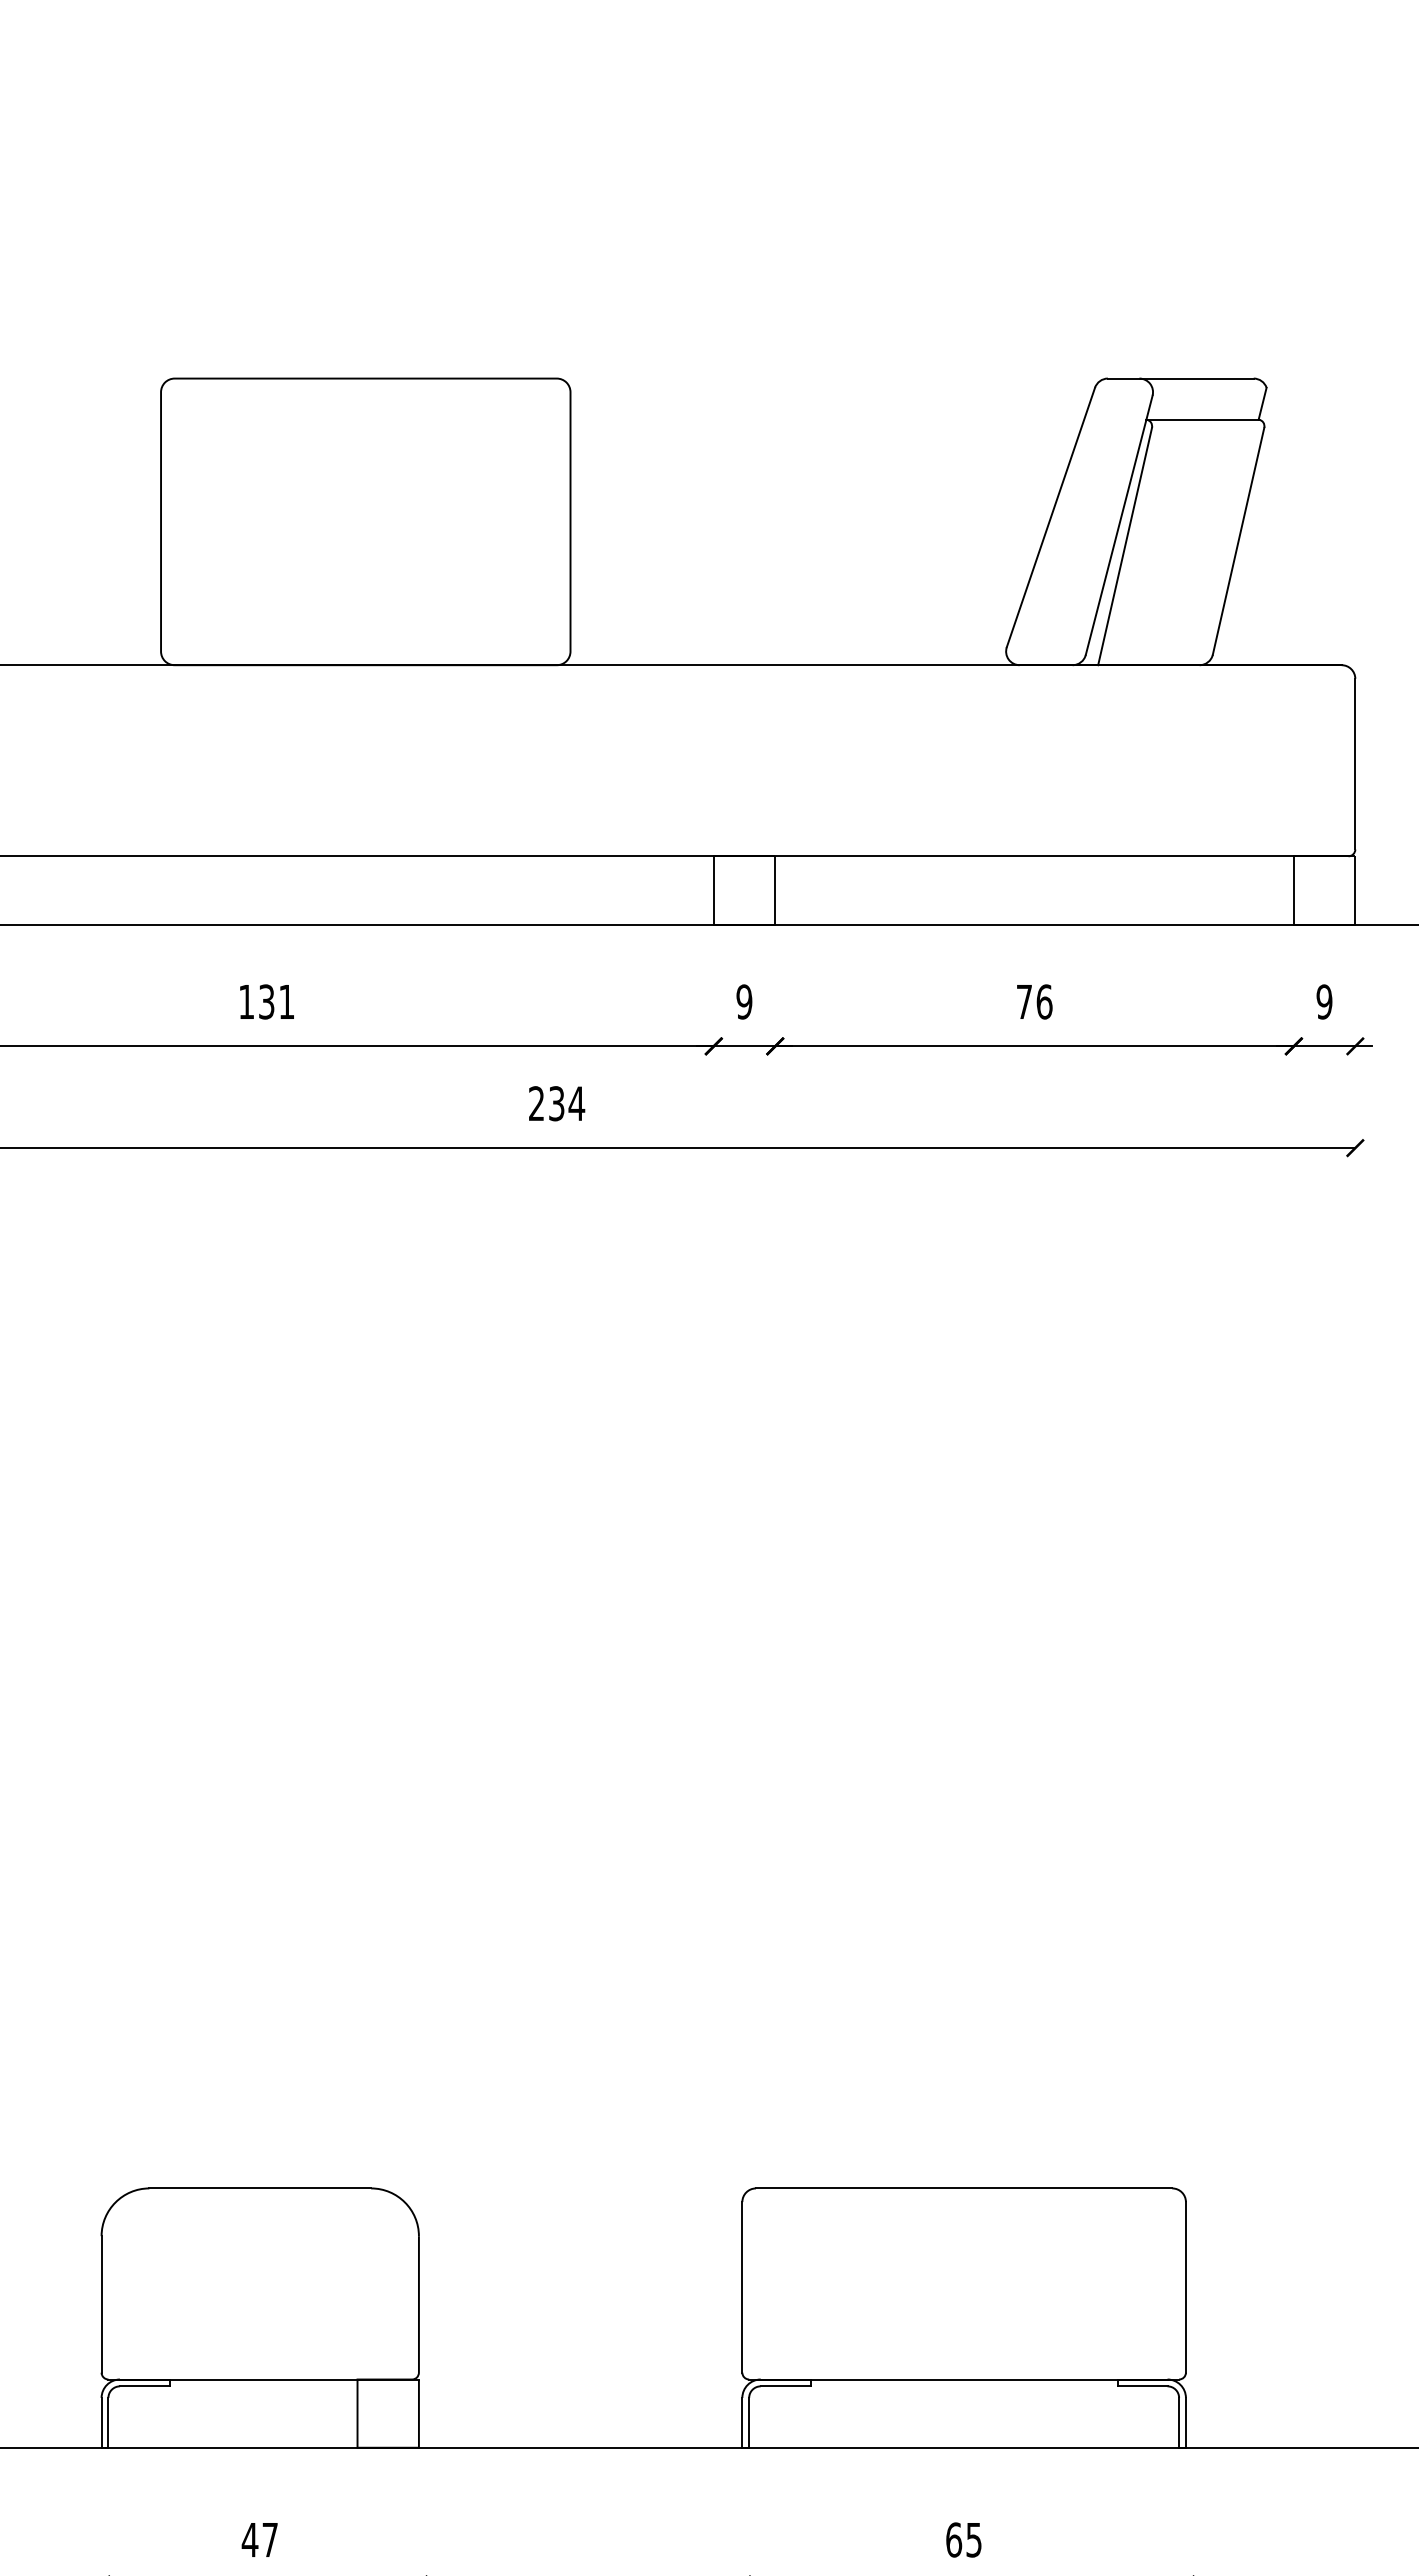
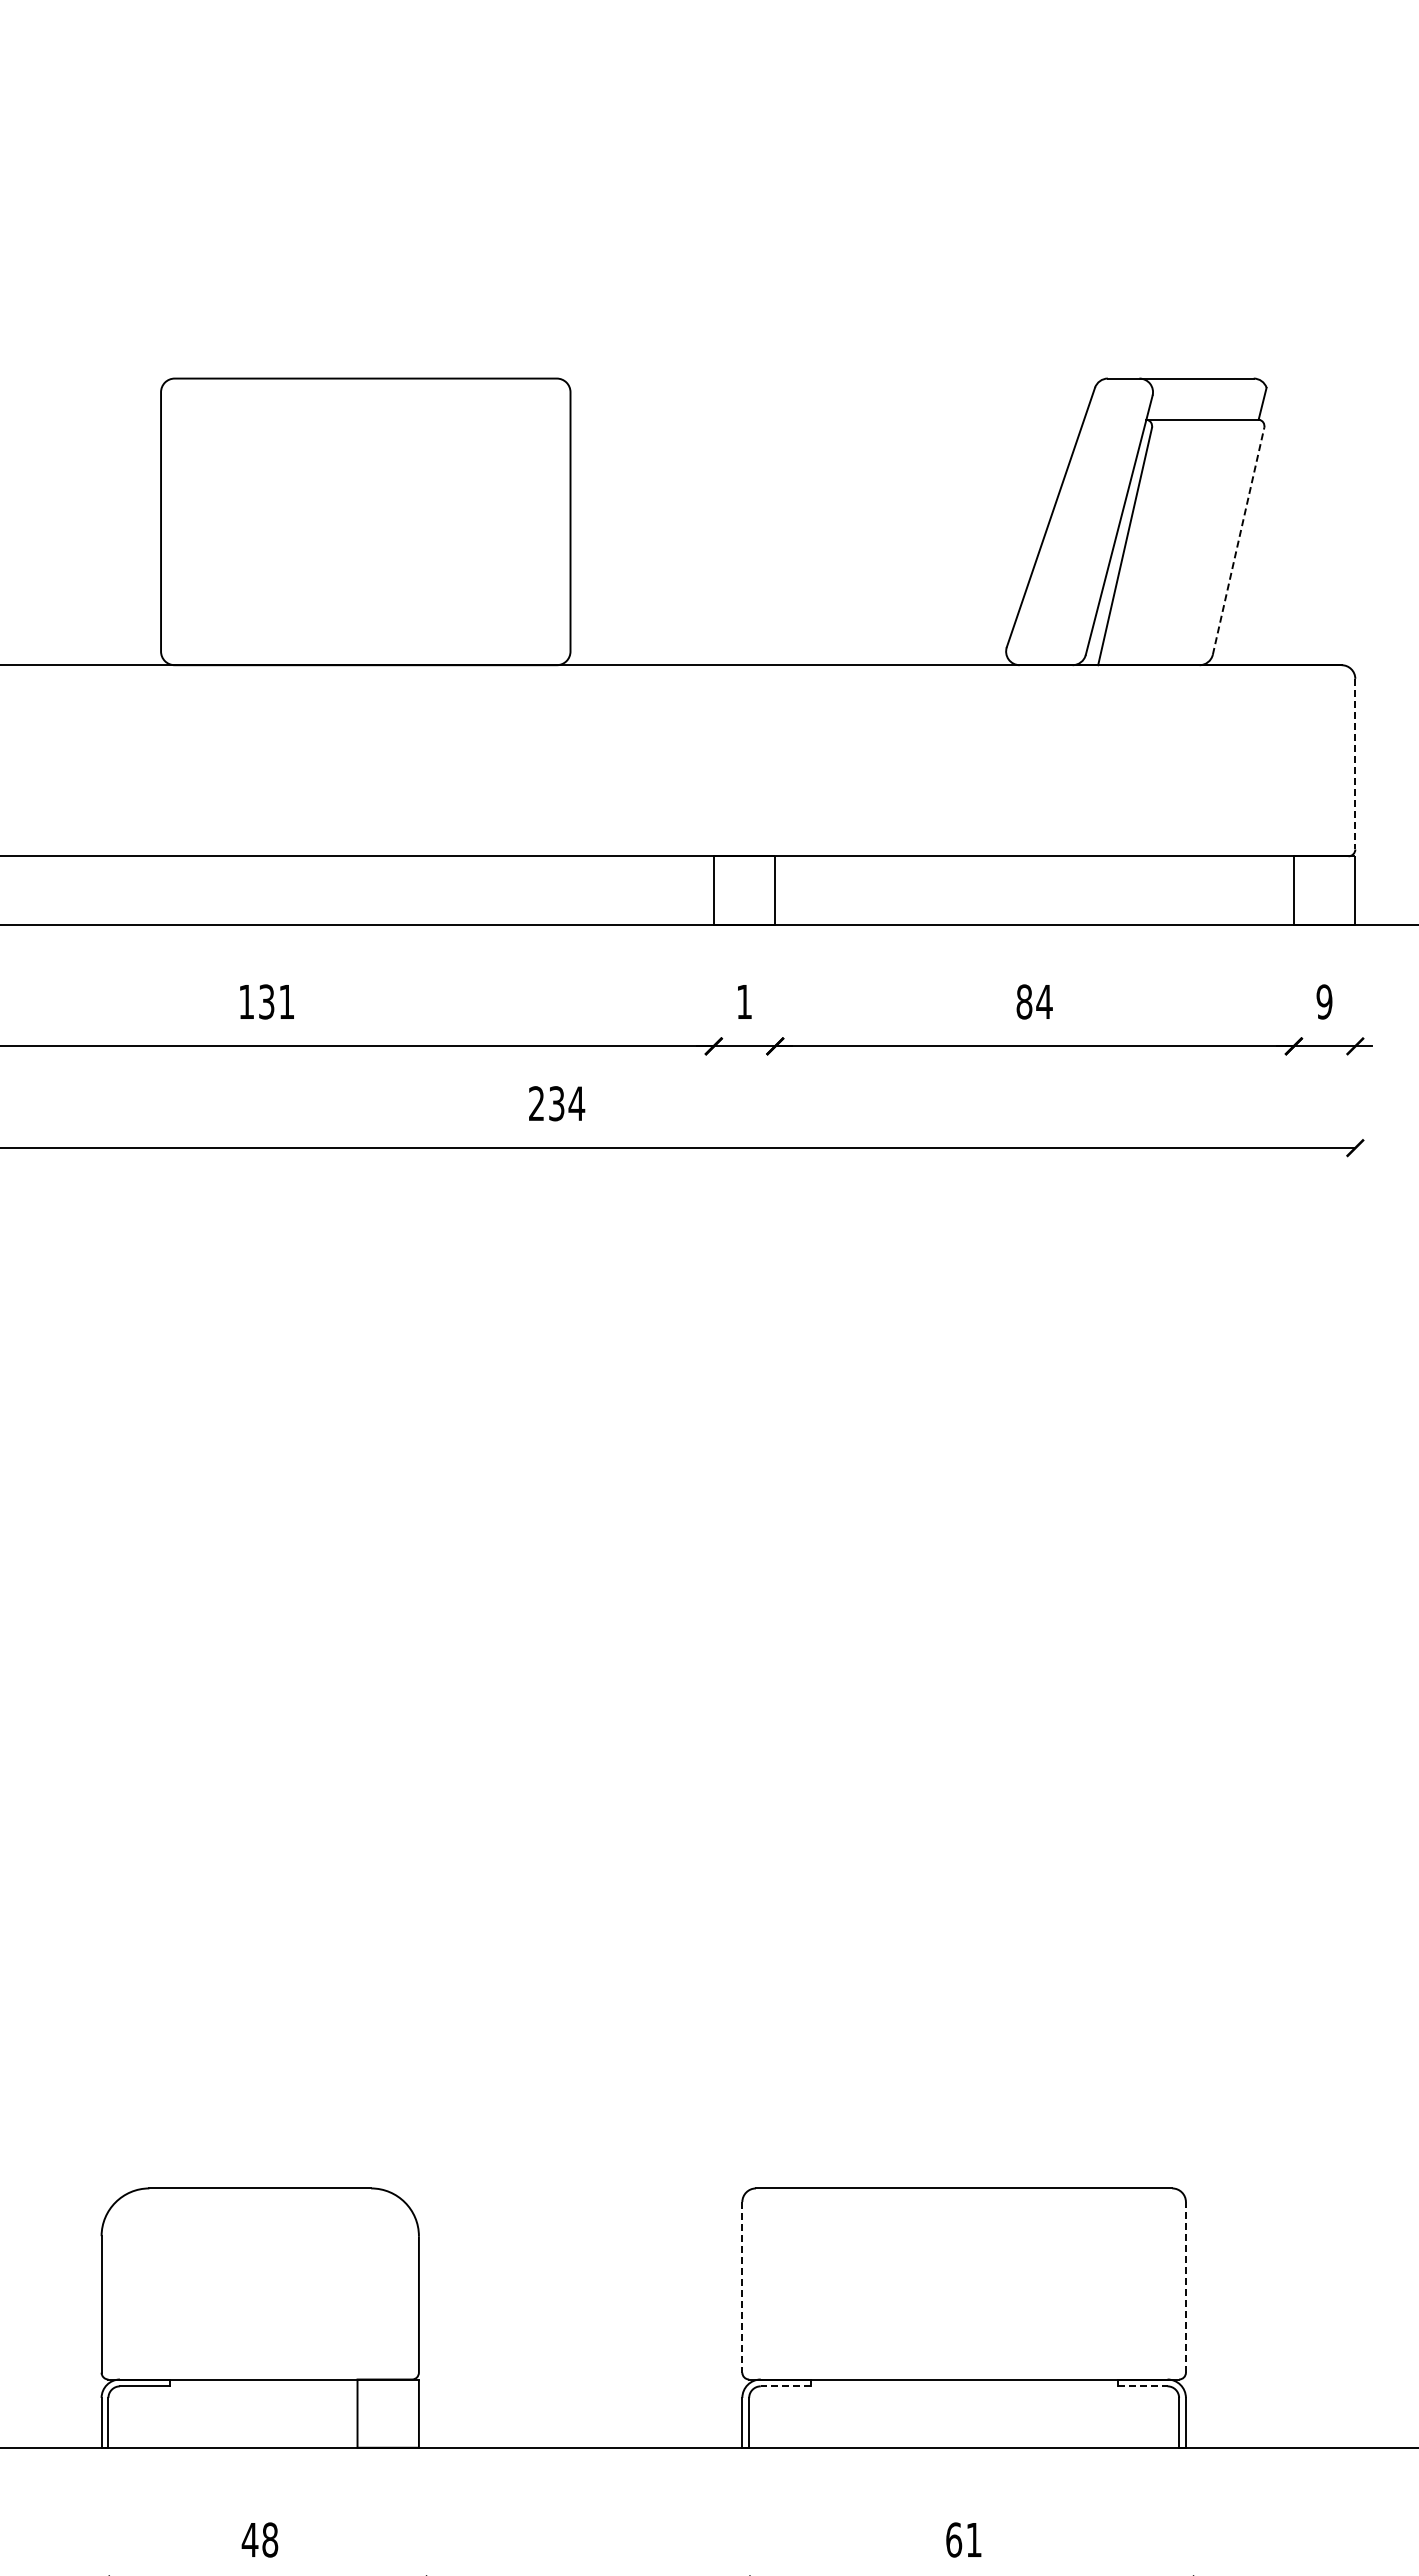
line: solid -> dashed (1238, 540)
line: solid -> dashed (1355, 764)
text: 9 -> 1 (744, 1001)
text: 76 -> 84 (1034, 1001)
line: solid -> dashed (1185, 2286)
line: solid -> dashed (742, 2287)
line: solid -> dashed (785, 2386)
line: solid -> dashed (1142, 2386)
text: 47 -> 48 (270, 2539)
text: 65 -> 61 (973, 2540)
